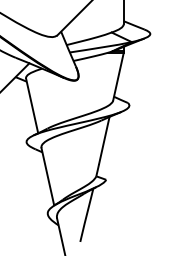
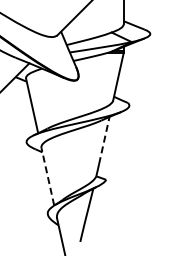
line: solid -> dashed (104, 140)
line: solid -> dashed (47, 176)
